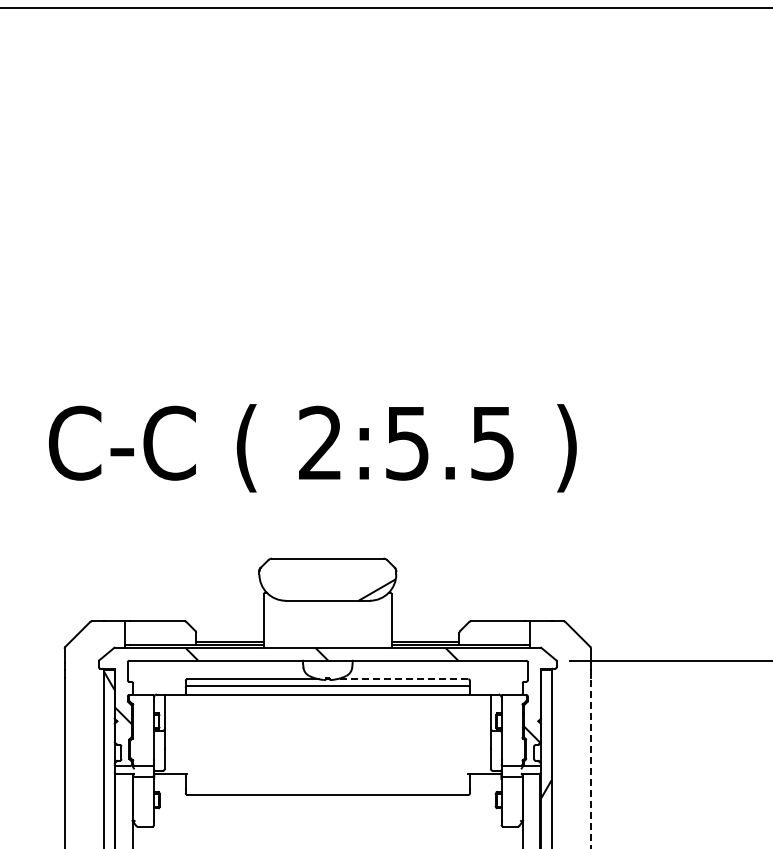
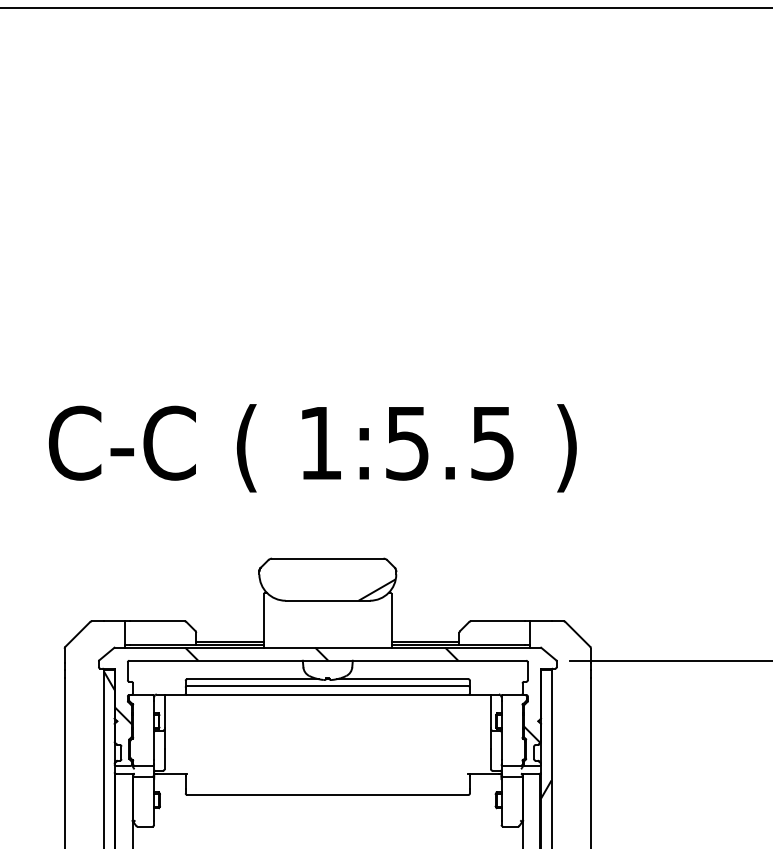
text: 2:5.5 -> 1:5.5 (319, 442)
line: dashed -> solid (402, 679)
line: dashed -> solid (591, 763)
